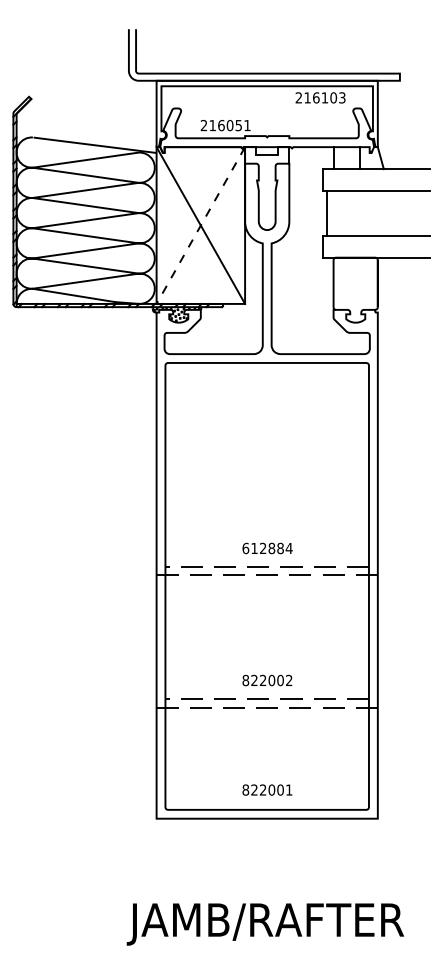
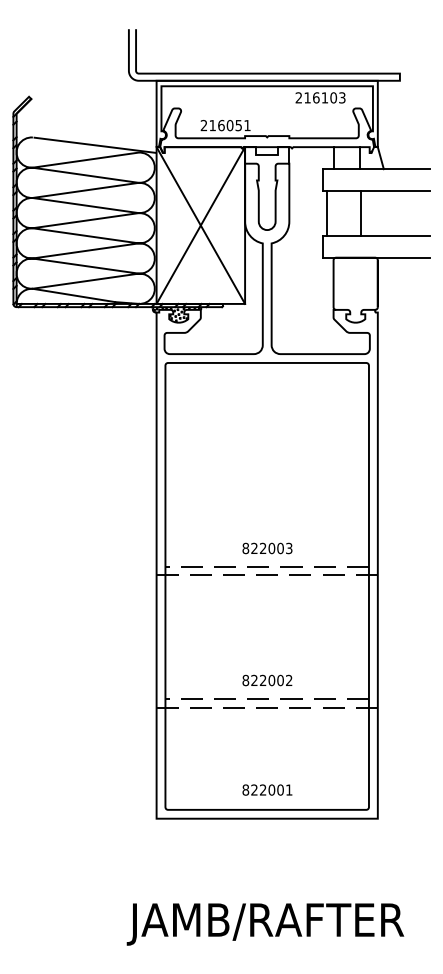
line: none -> present (361, 213)
line: dashed -> solid (200, 225)
text: 612884 -> 822003 (267, 548)
